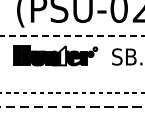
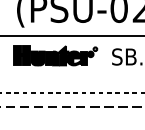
line: dashed -> solid (72, 36)
fill: none -> present (63, 55)
